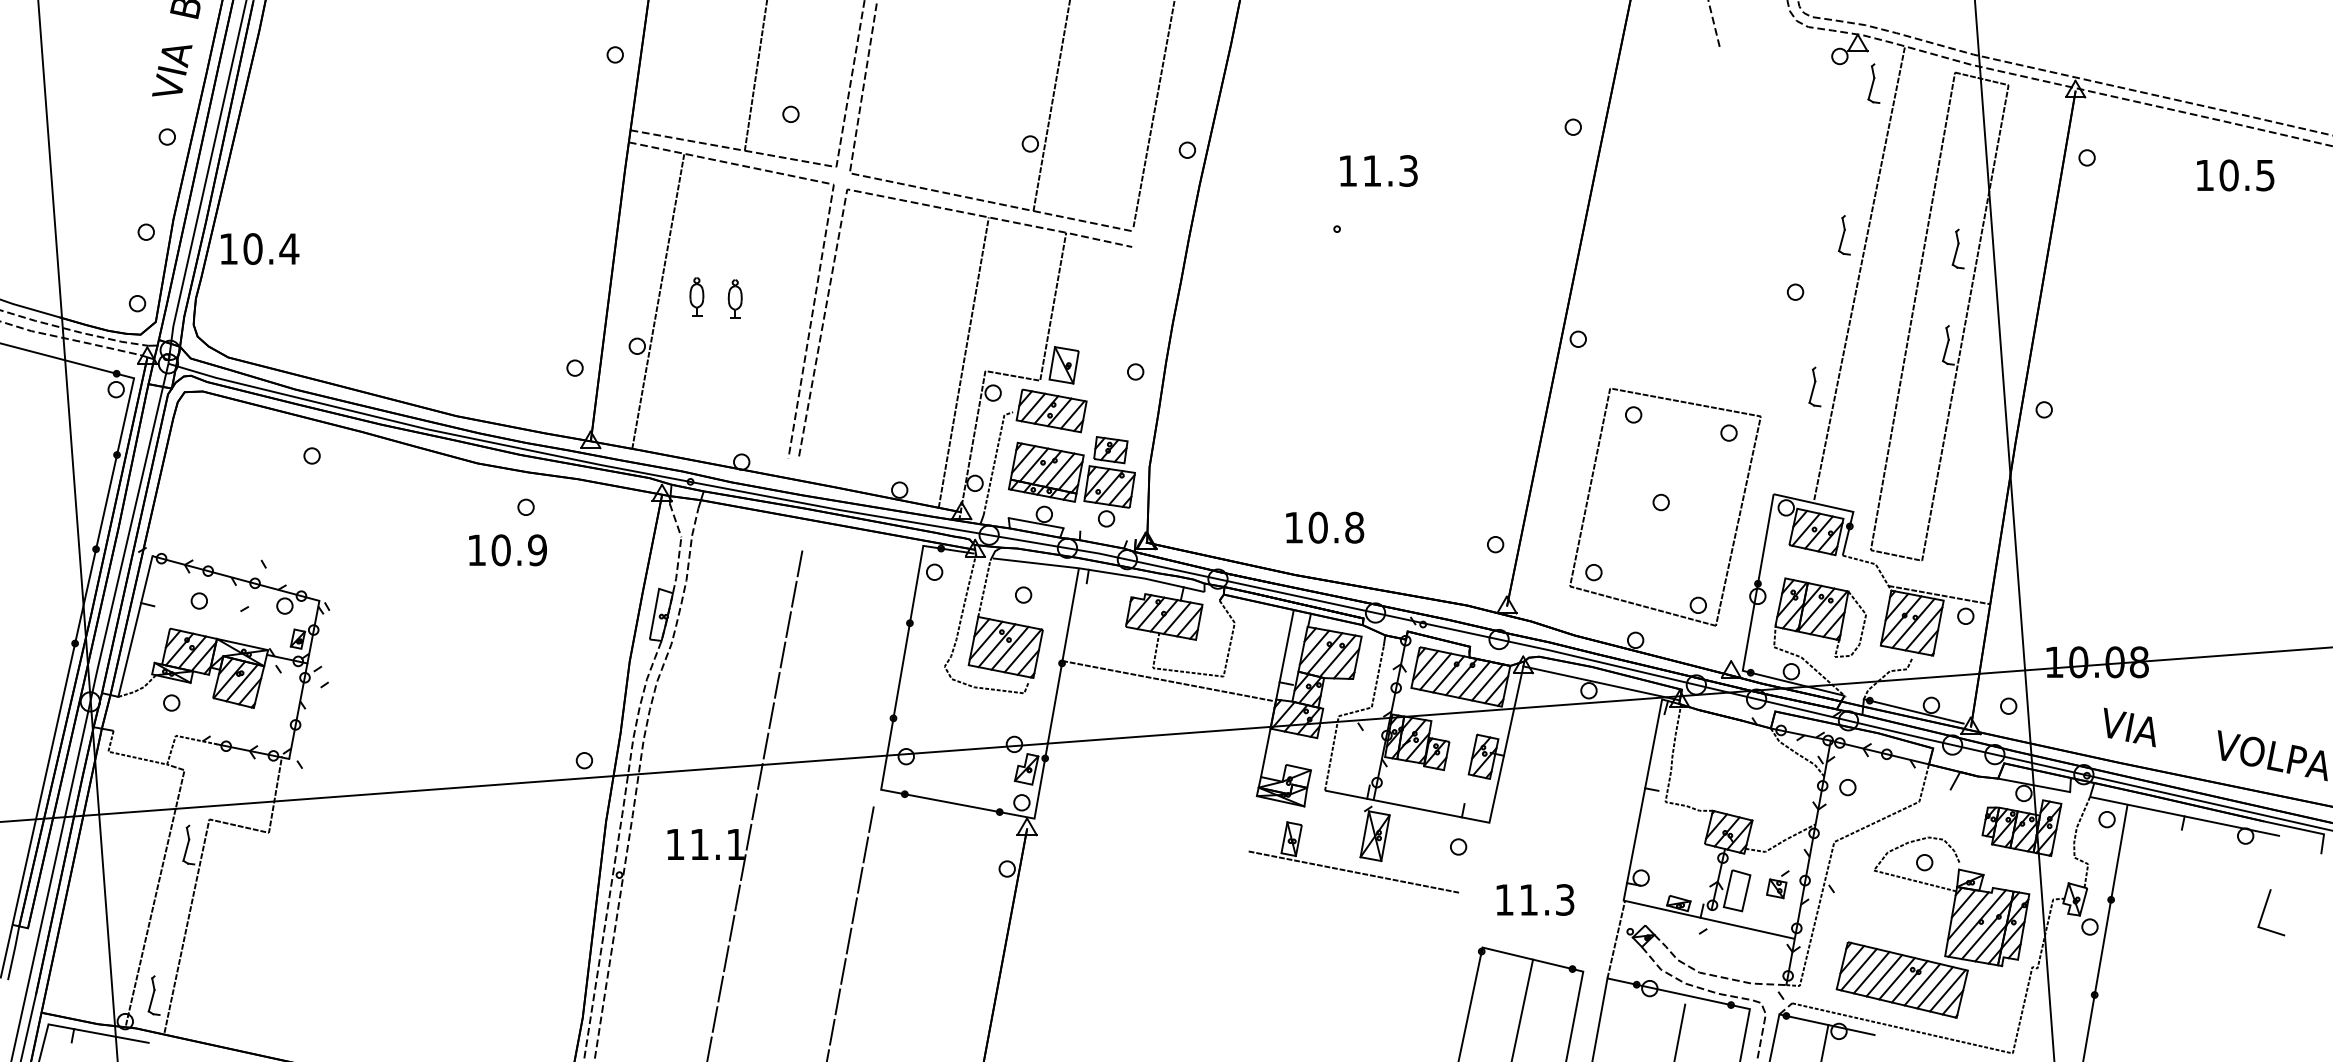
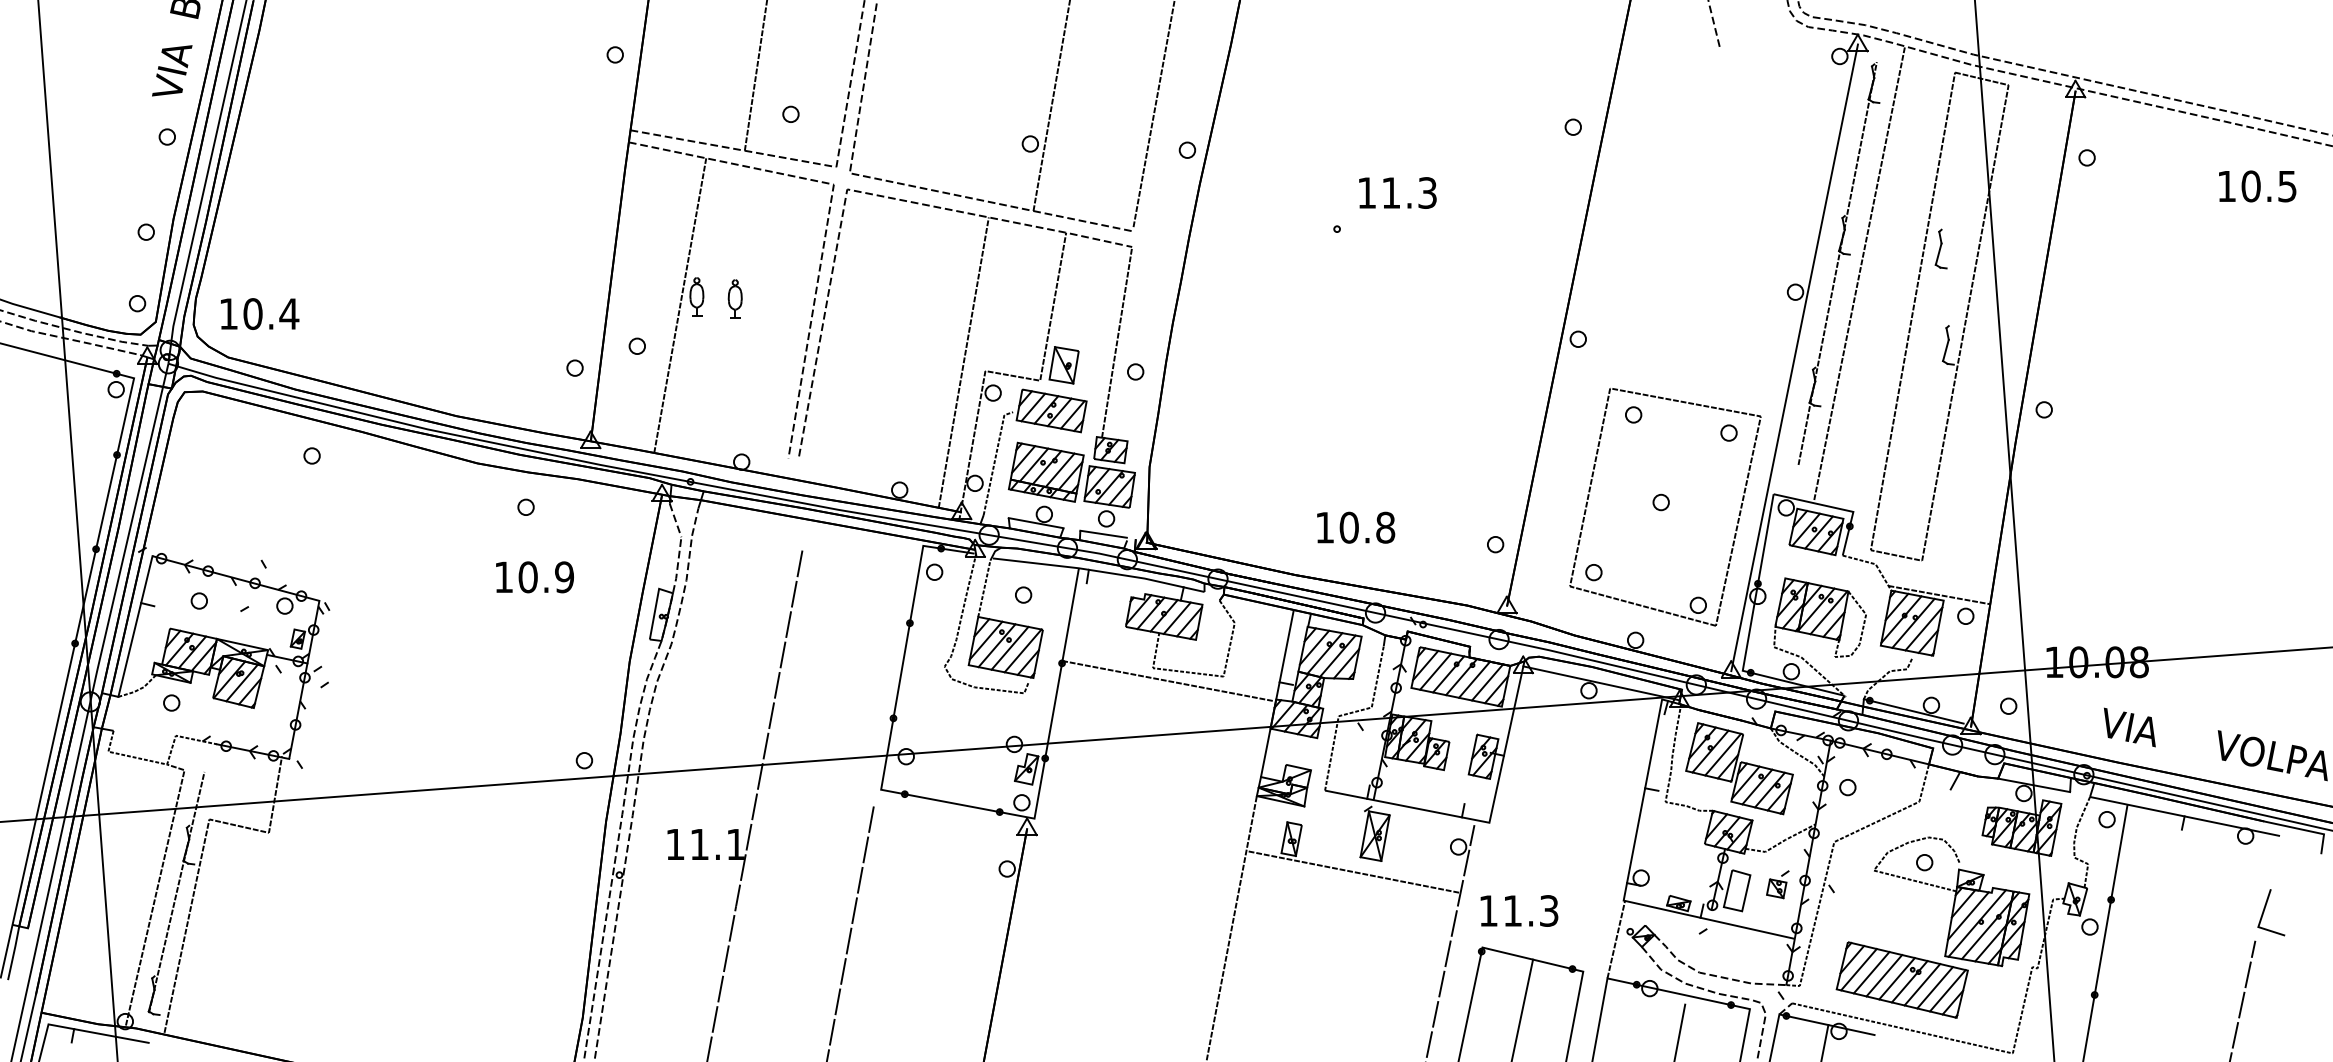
text position: (1378, 170) -> (1397, 192) (1397, 192)
text position: (2235, 175) -> (2257, 186) (2257, 186)
text position: (260, 248) -> (260, 313) (260, 313)
part position: (1957, 248) -> (1940, 248) (1940, 248)
line: none -> present (1837, 263)
line position: (658, 301) -> (680, 305) (680, 305)
line: none -> present (1117, 342)
line: none -> present (1794, 357)
text position: (1325, 527) -> (1356, 527) (1356, 527)
line: none -> present (1103, 533)
text position: (507, 550) -> (534, 577) (534, 577)
part: none -> present (1739, 768)
line: none -> present (176, 892)
text position: (1535, 899) -> (1519, 910) (1519, 910)
line: none -> present (1231, 927)
line: none -> present (1450, 941)
line: none -> present (2242, 999)
